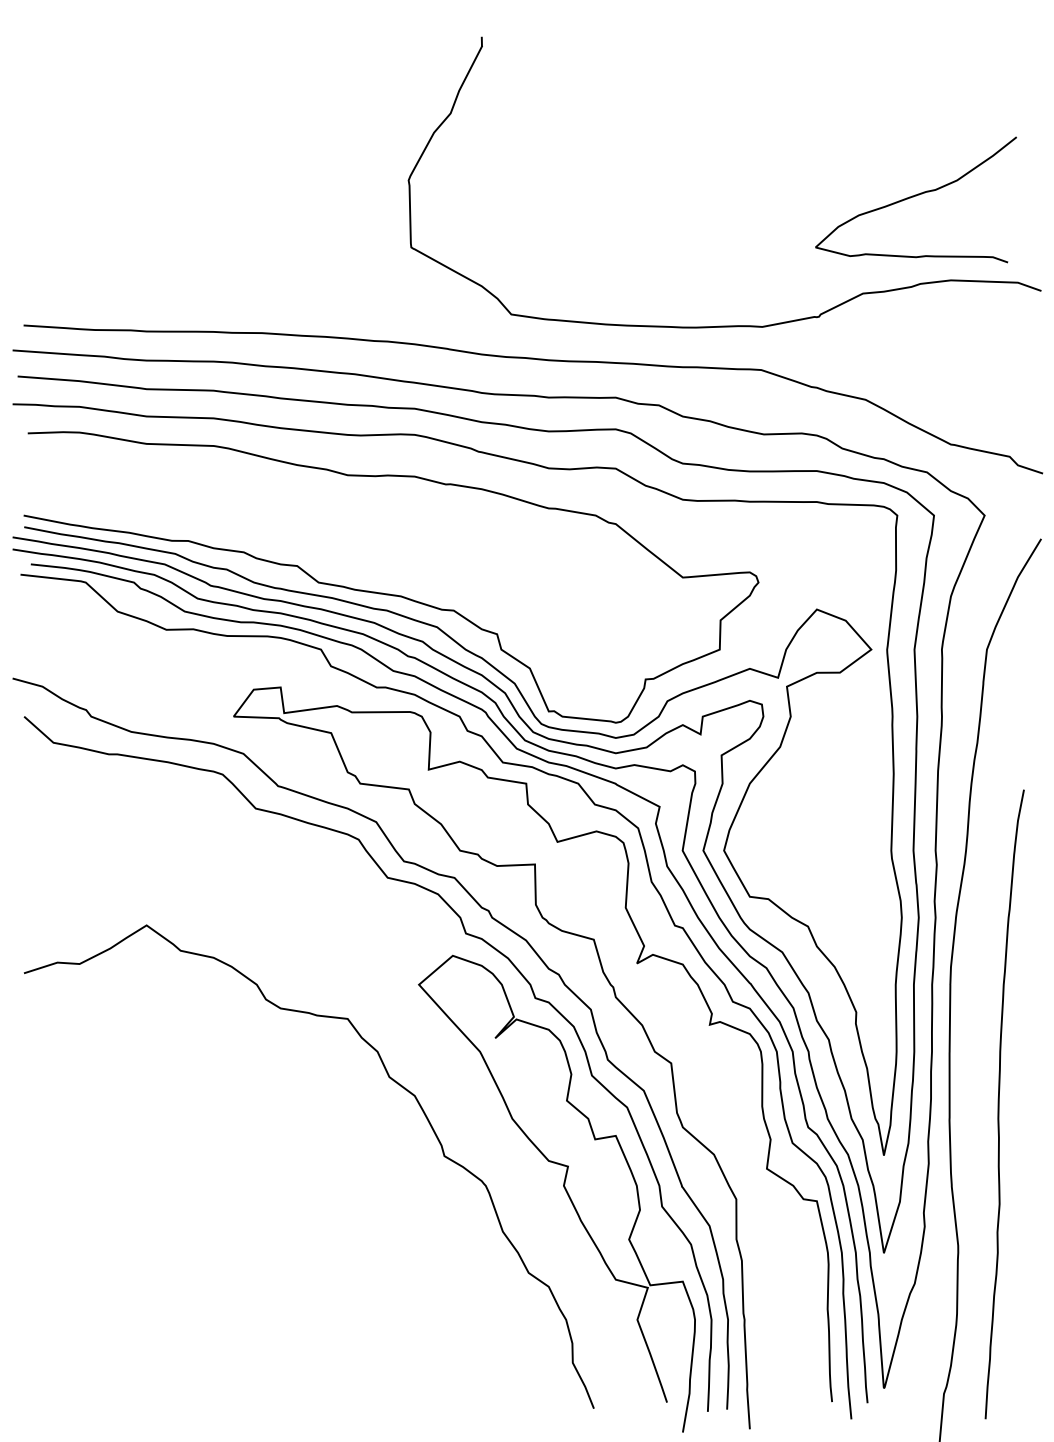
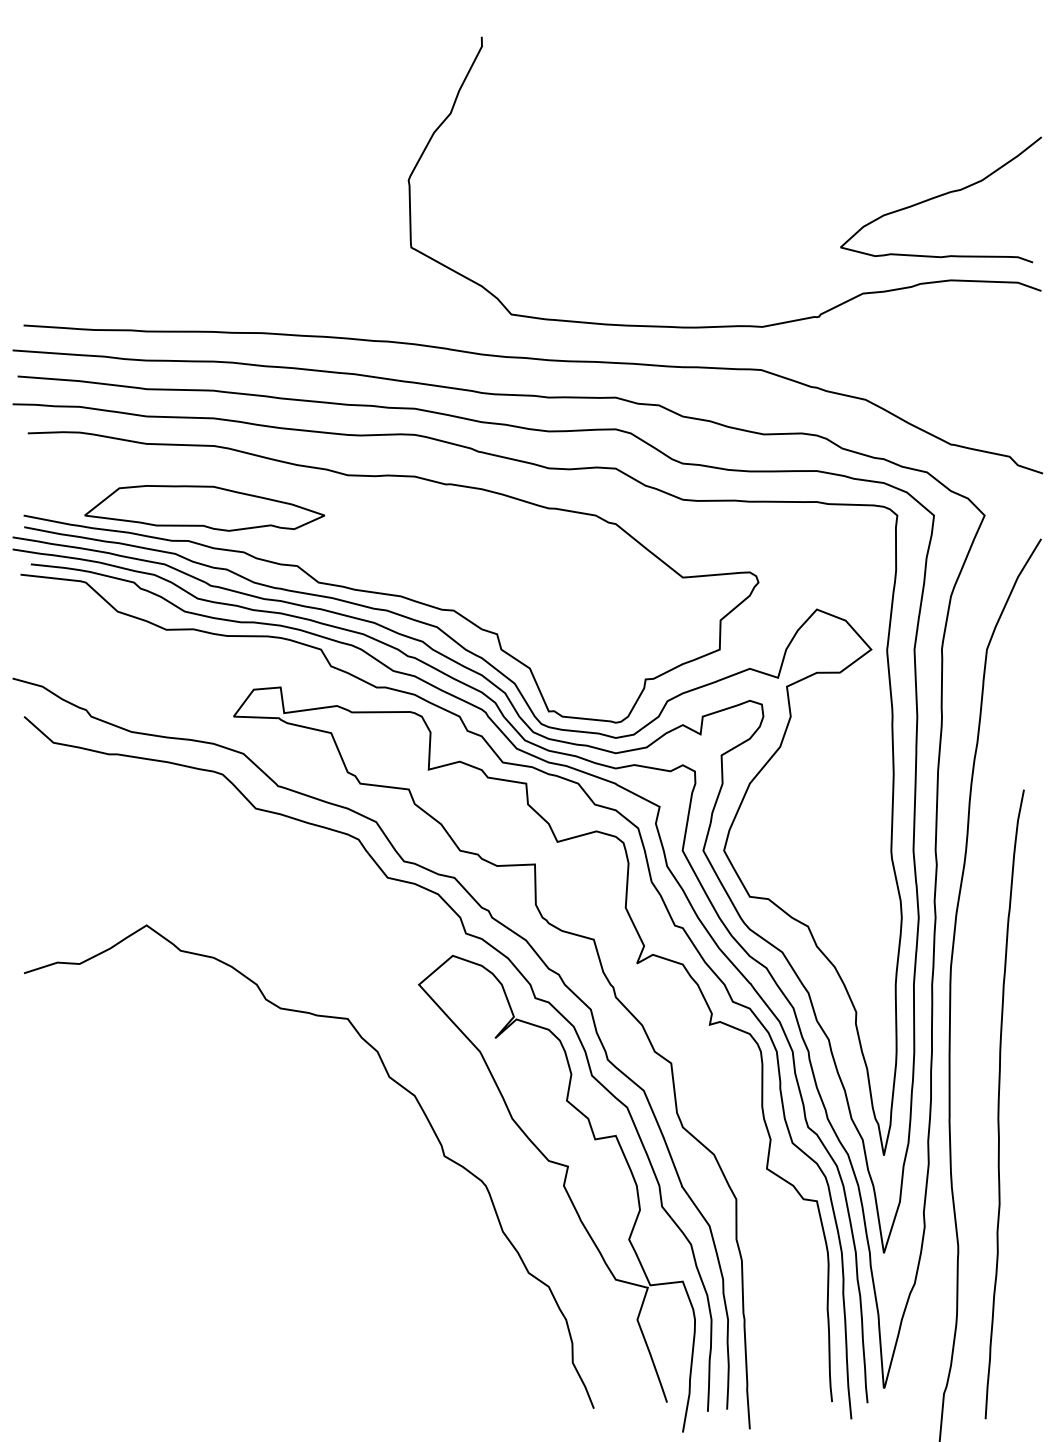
curve position: (913, 197) -> (938, 197) (938, 197)
part: none -> present (204, 508)
